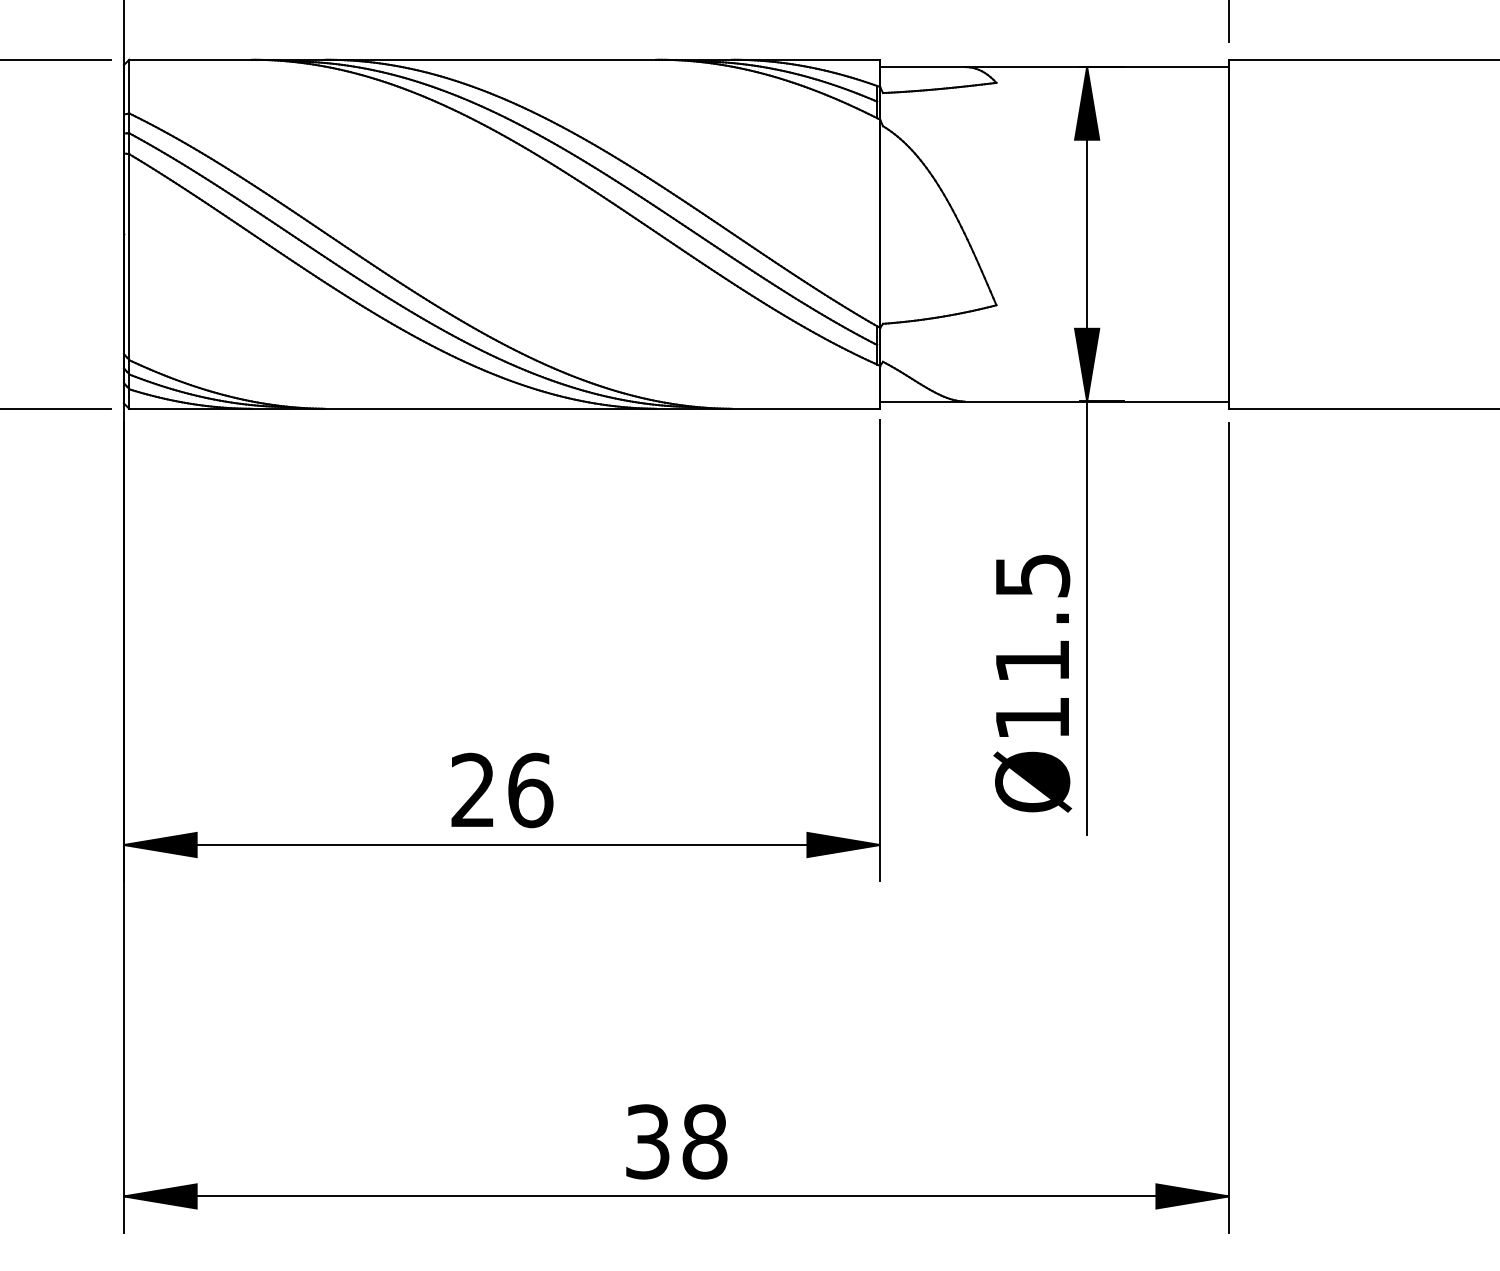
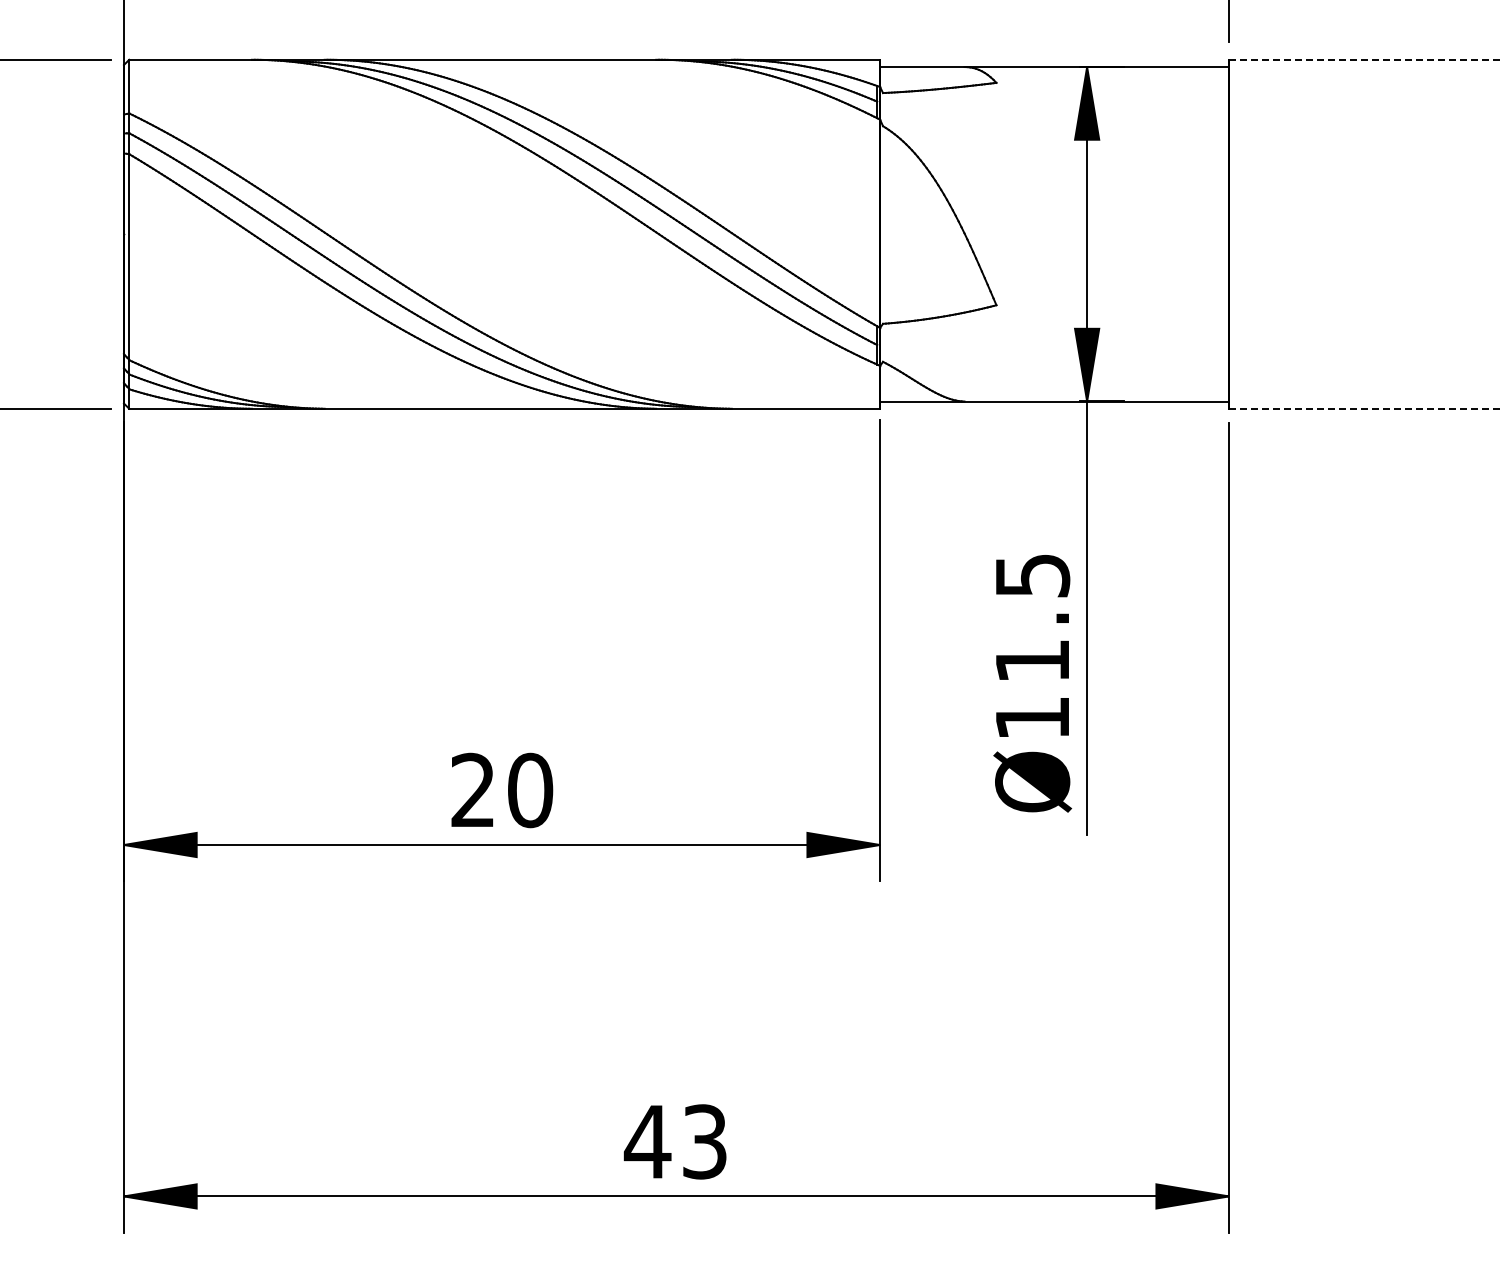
line: solid -> dashed (1364, 59)
line: solid -> dashed (1365, 408)
text: 26 -> 20 (530, 790)
text: 38 -> 43 (675, 1141)
